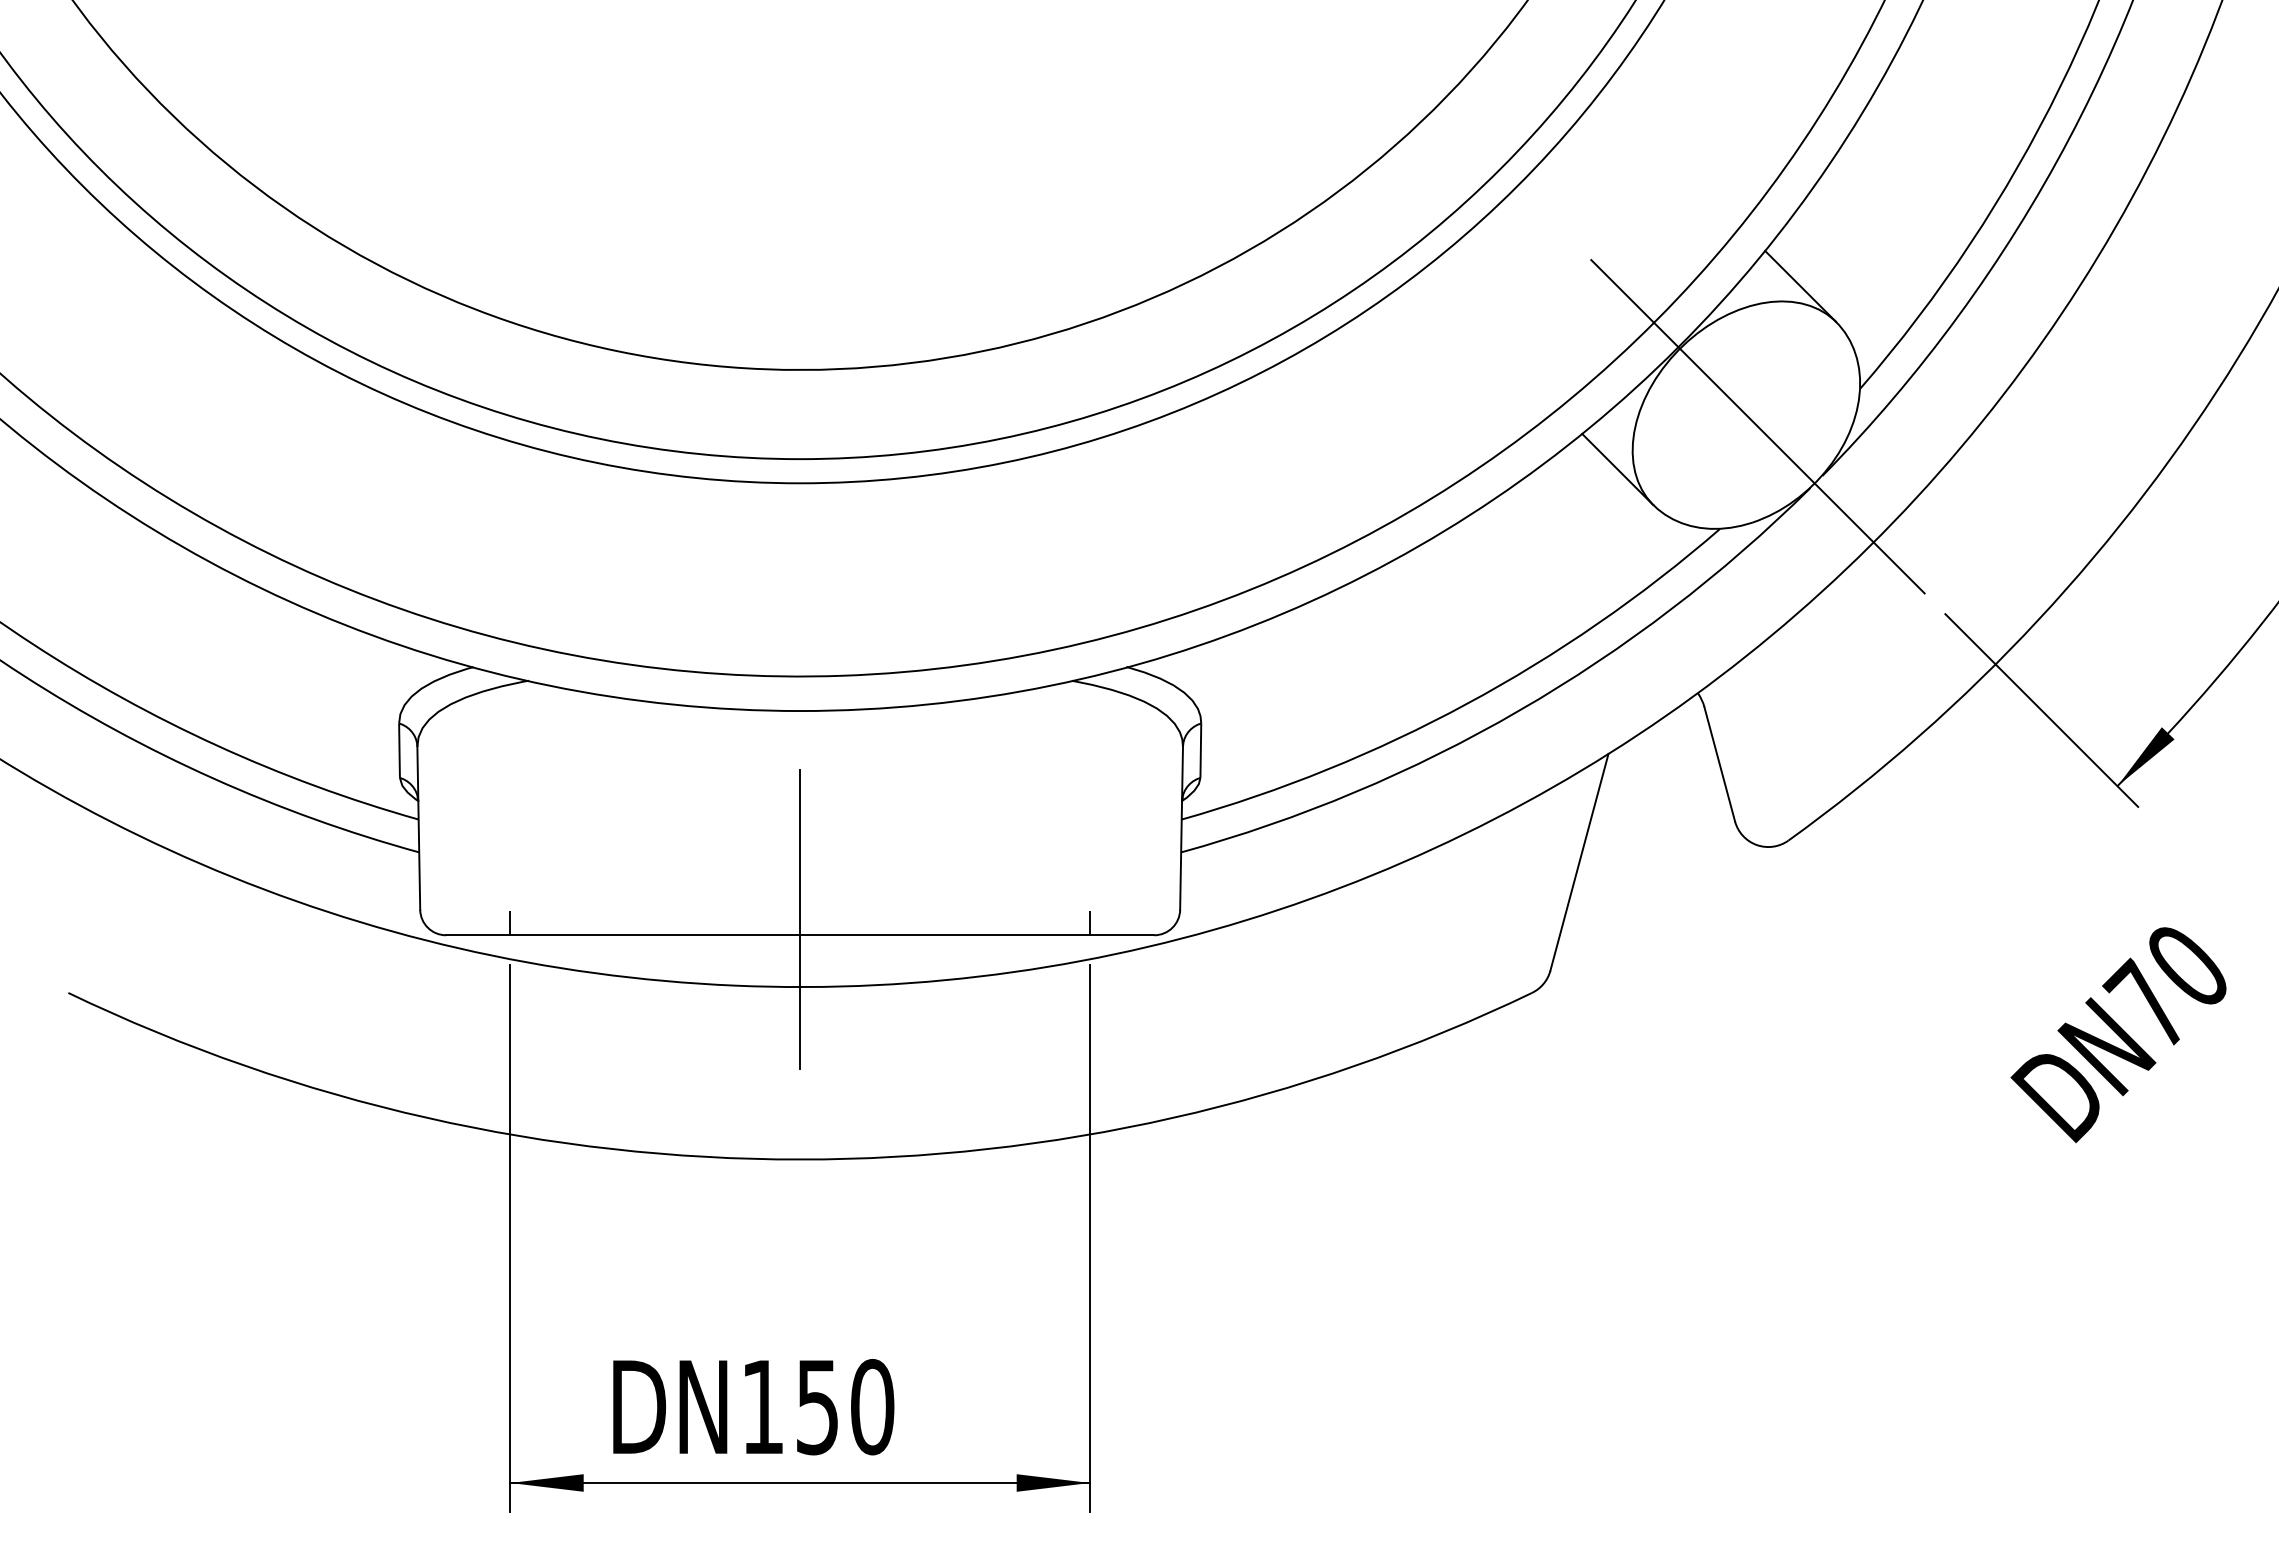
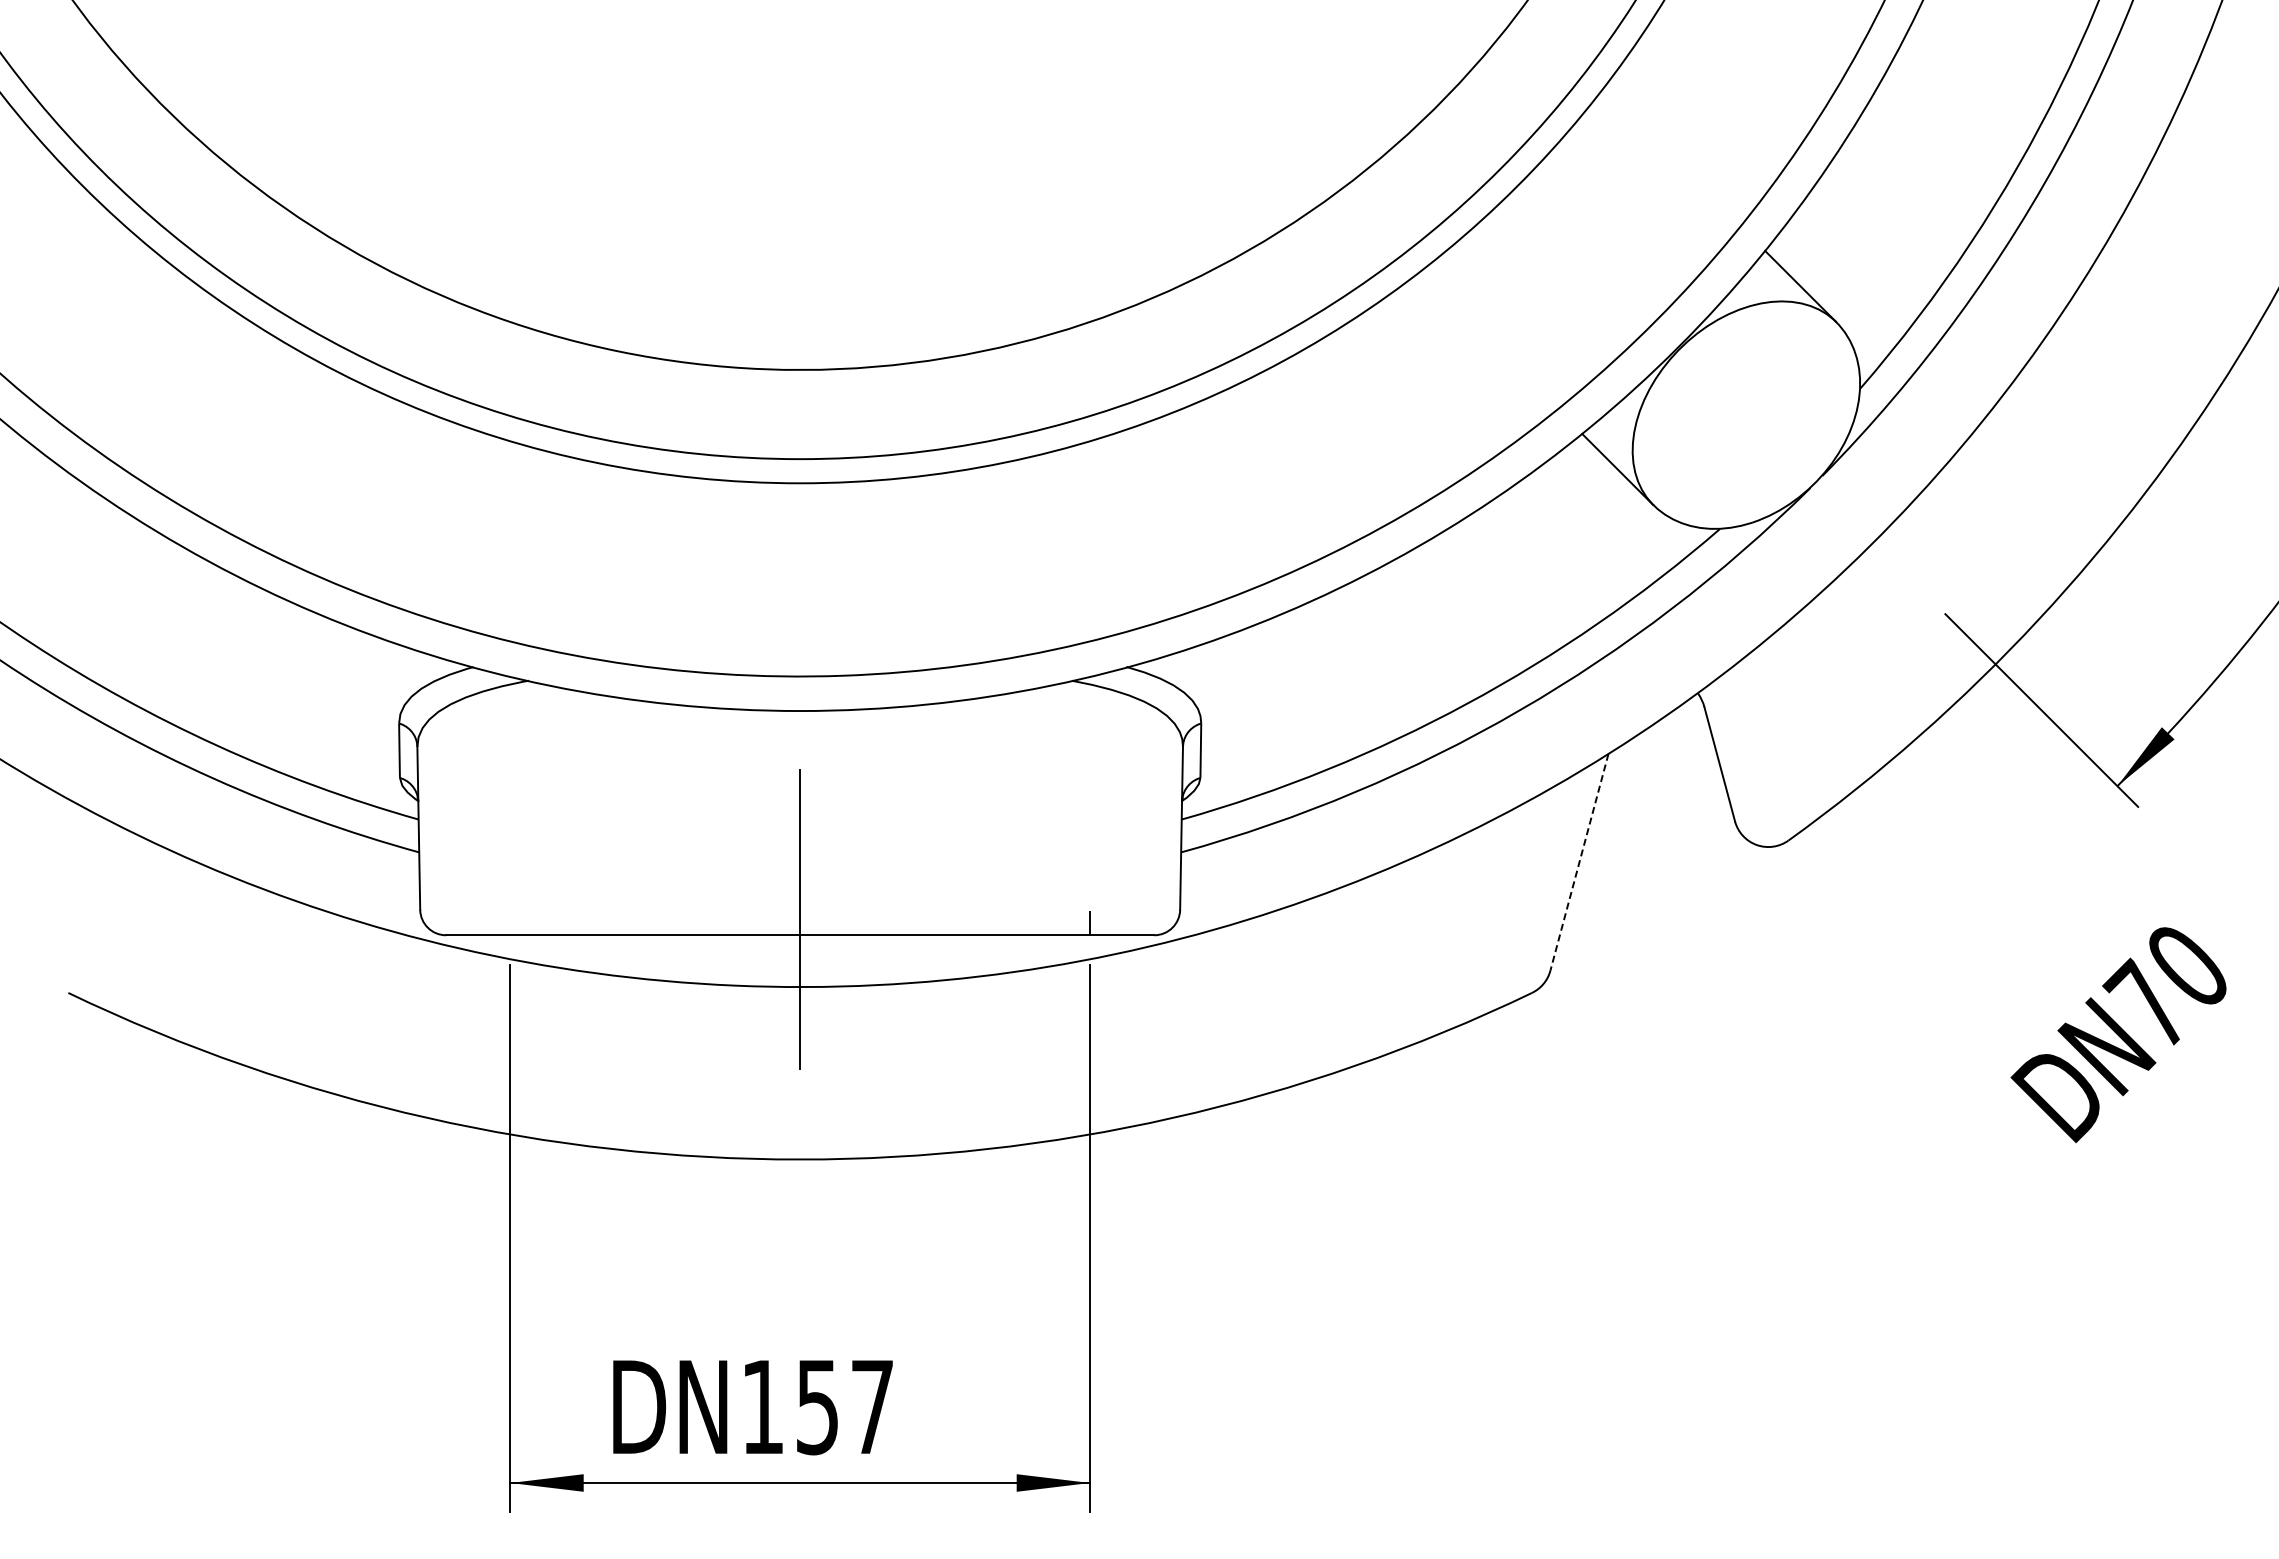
line: present -> none (1757, 426)
line: solid -> dashed (1579, 862)
line: present -> none (510, 923)
text: DN150 -> DN157 (872, 1407)
